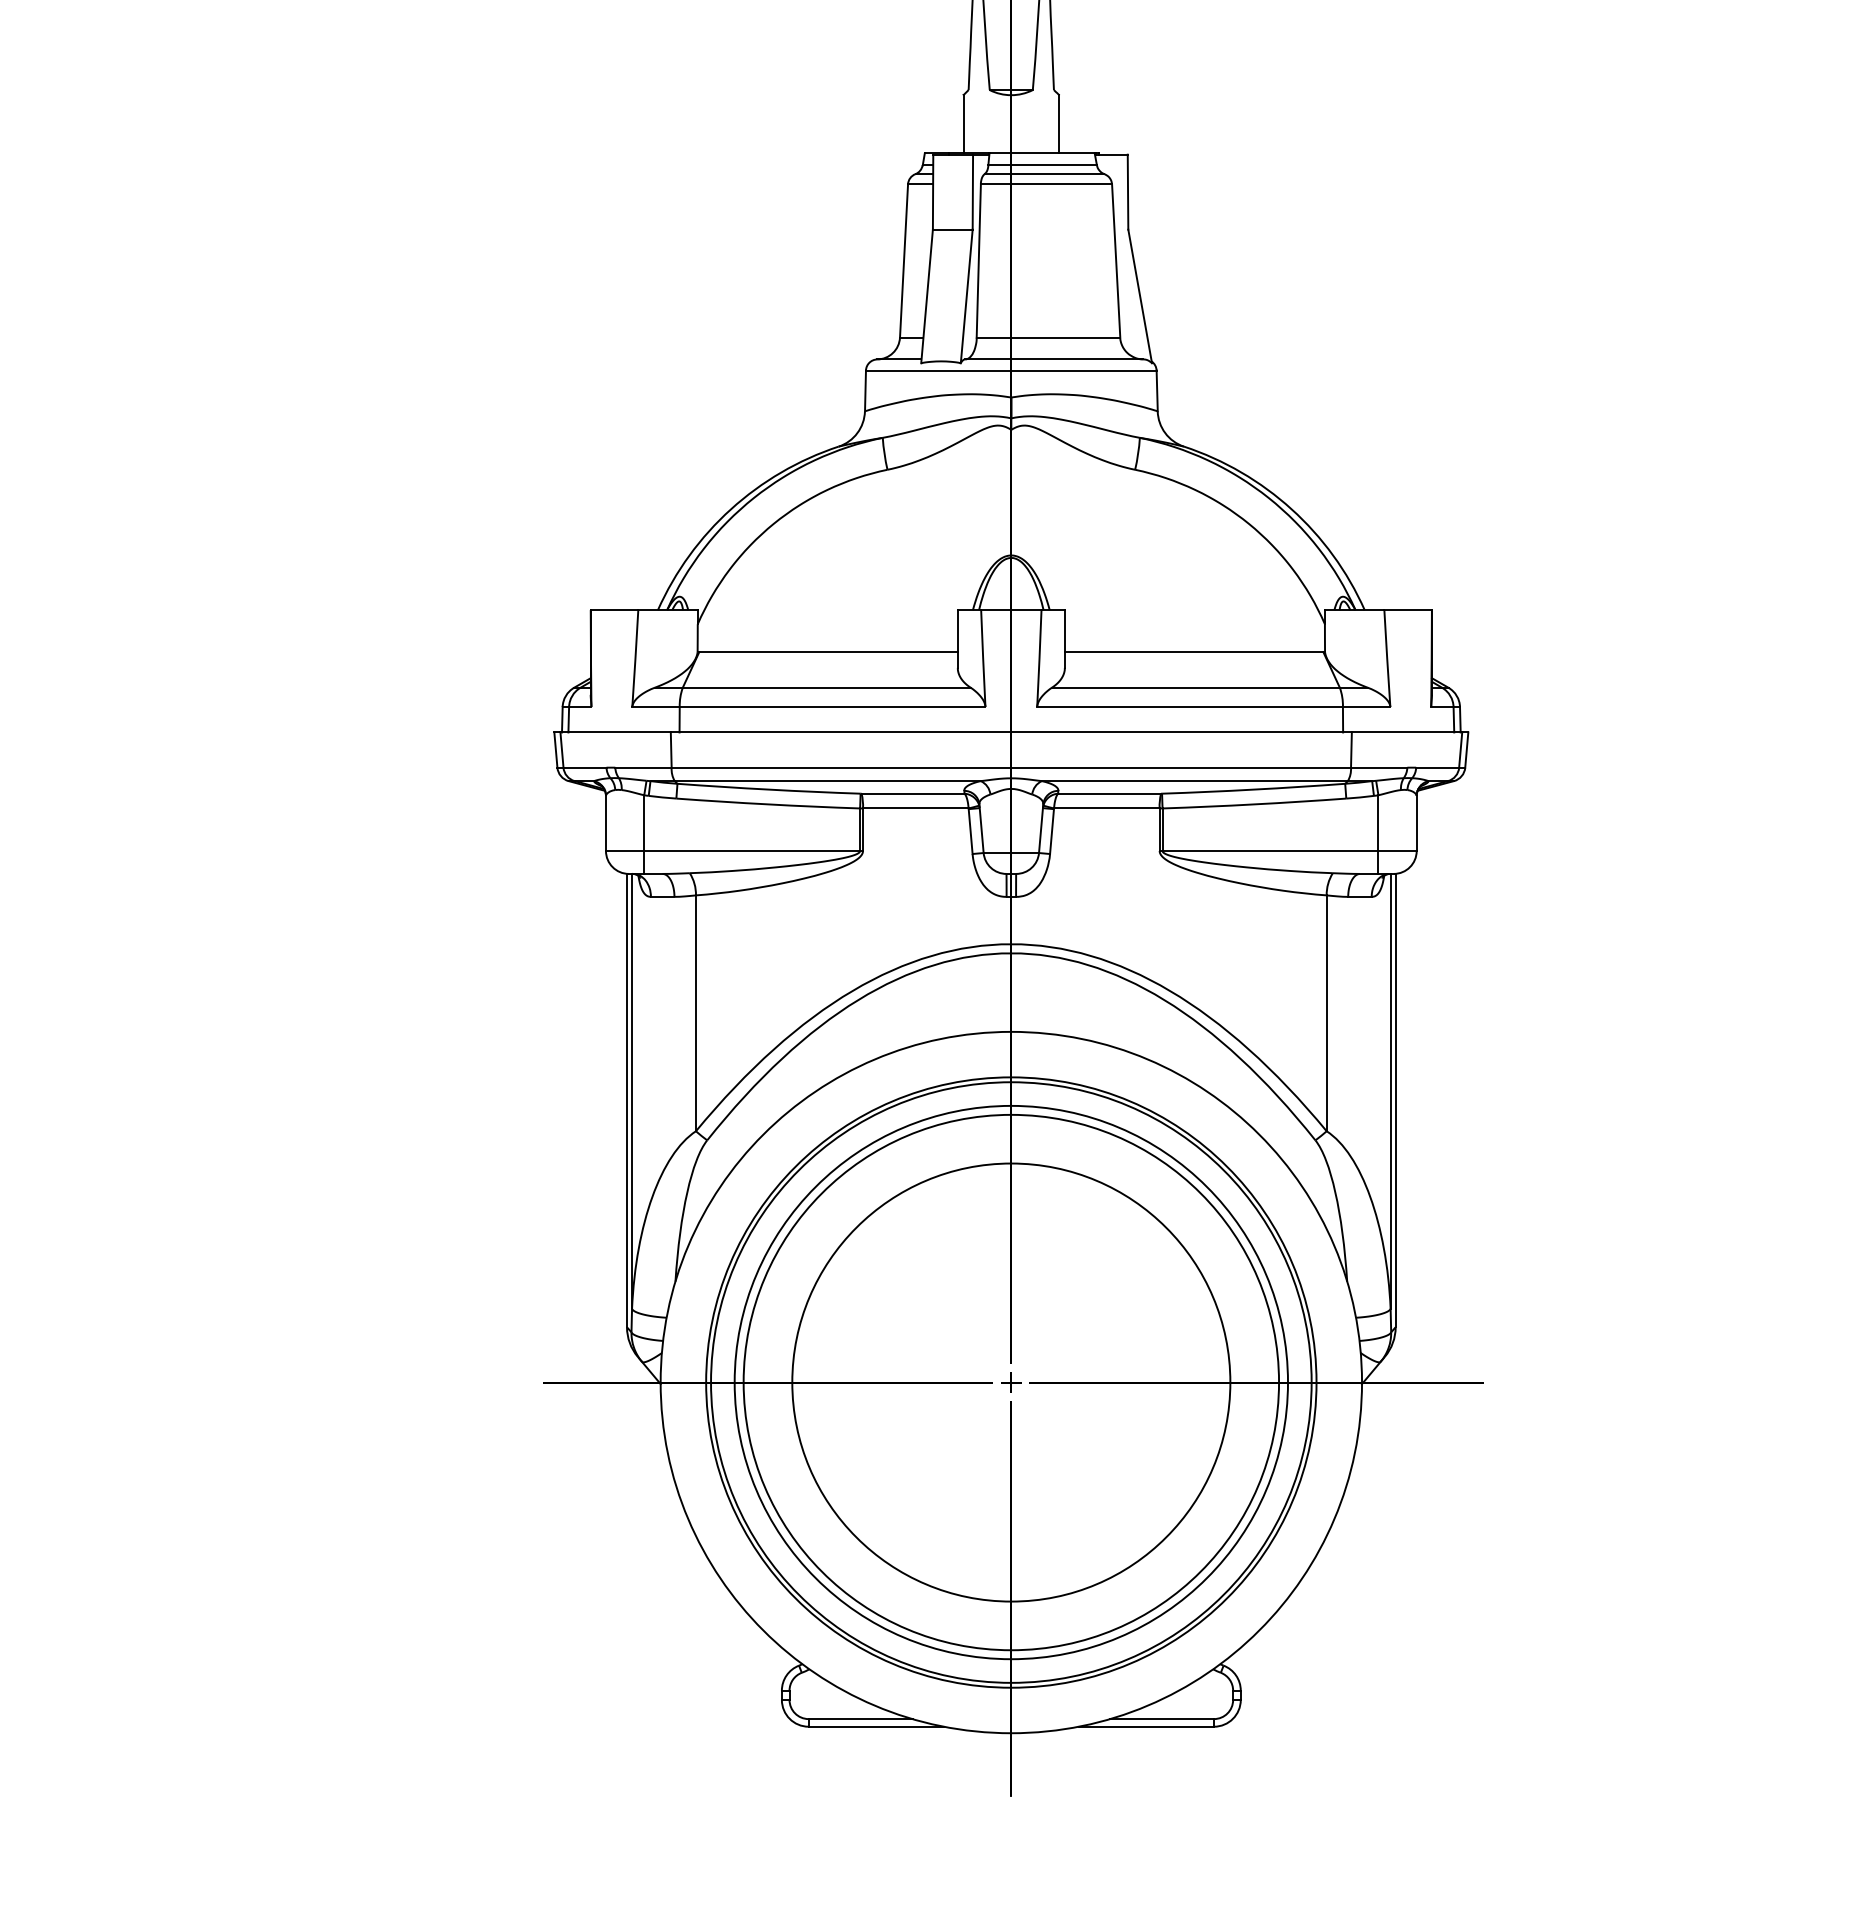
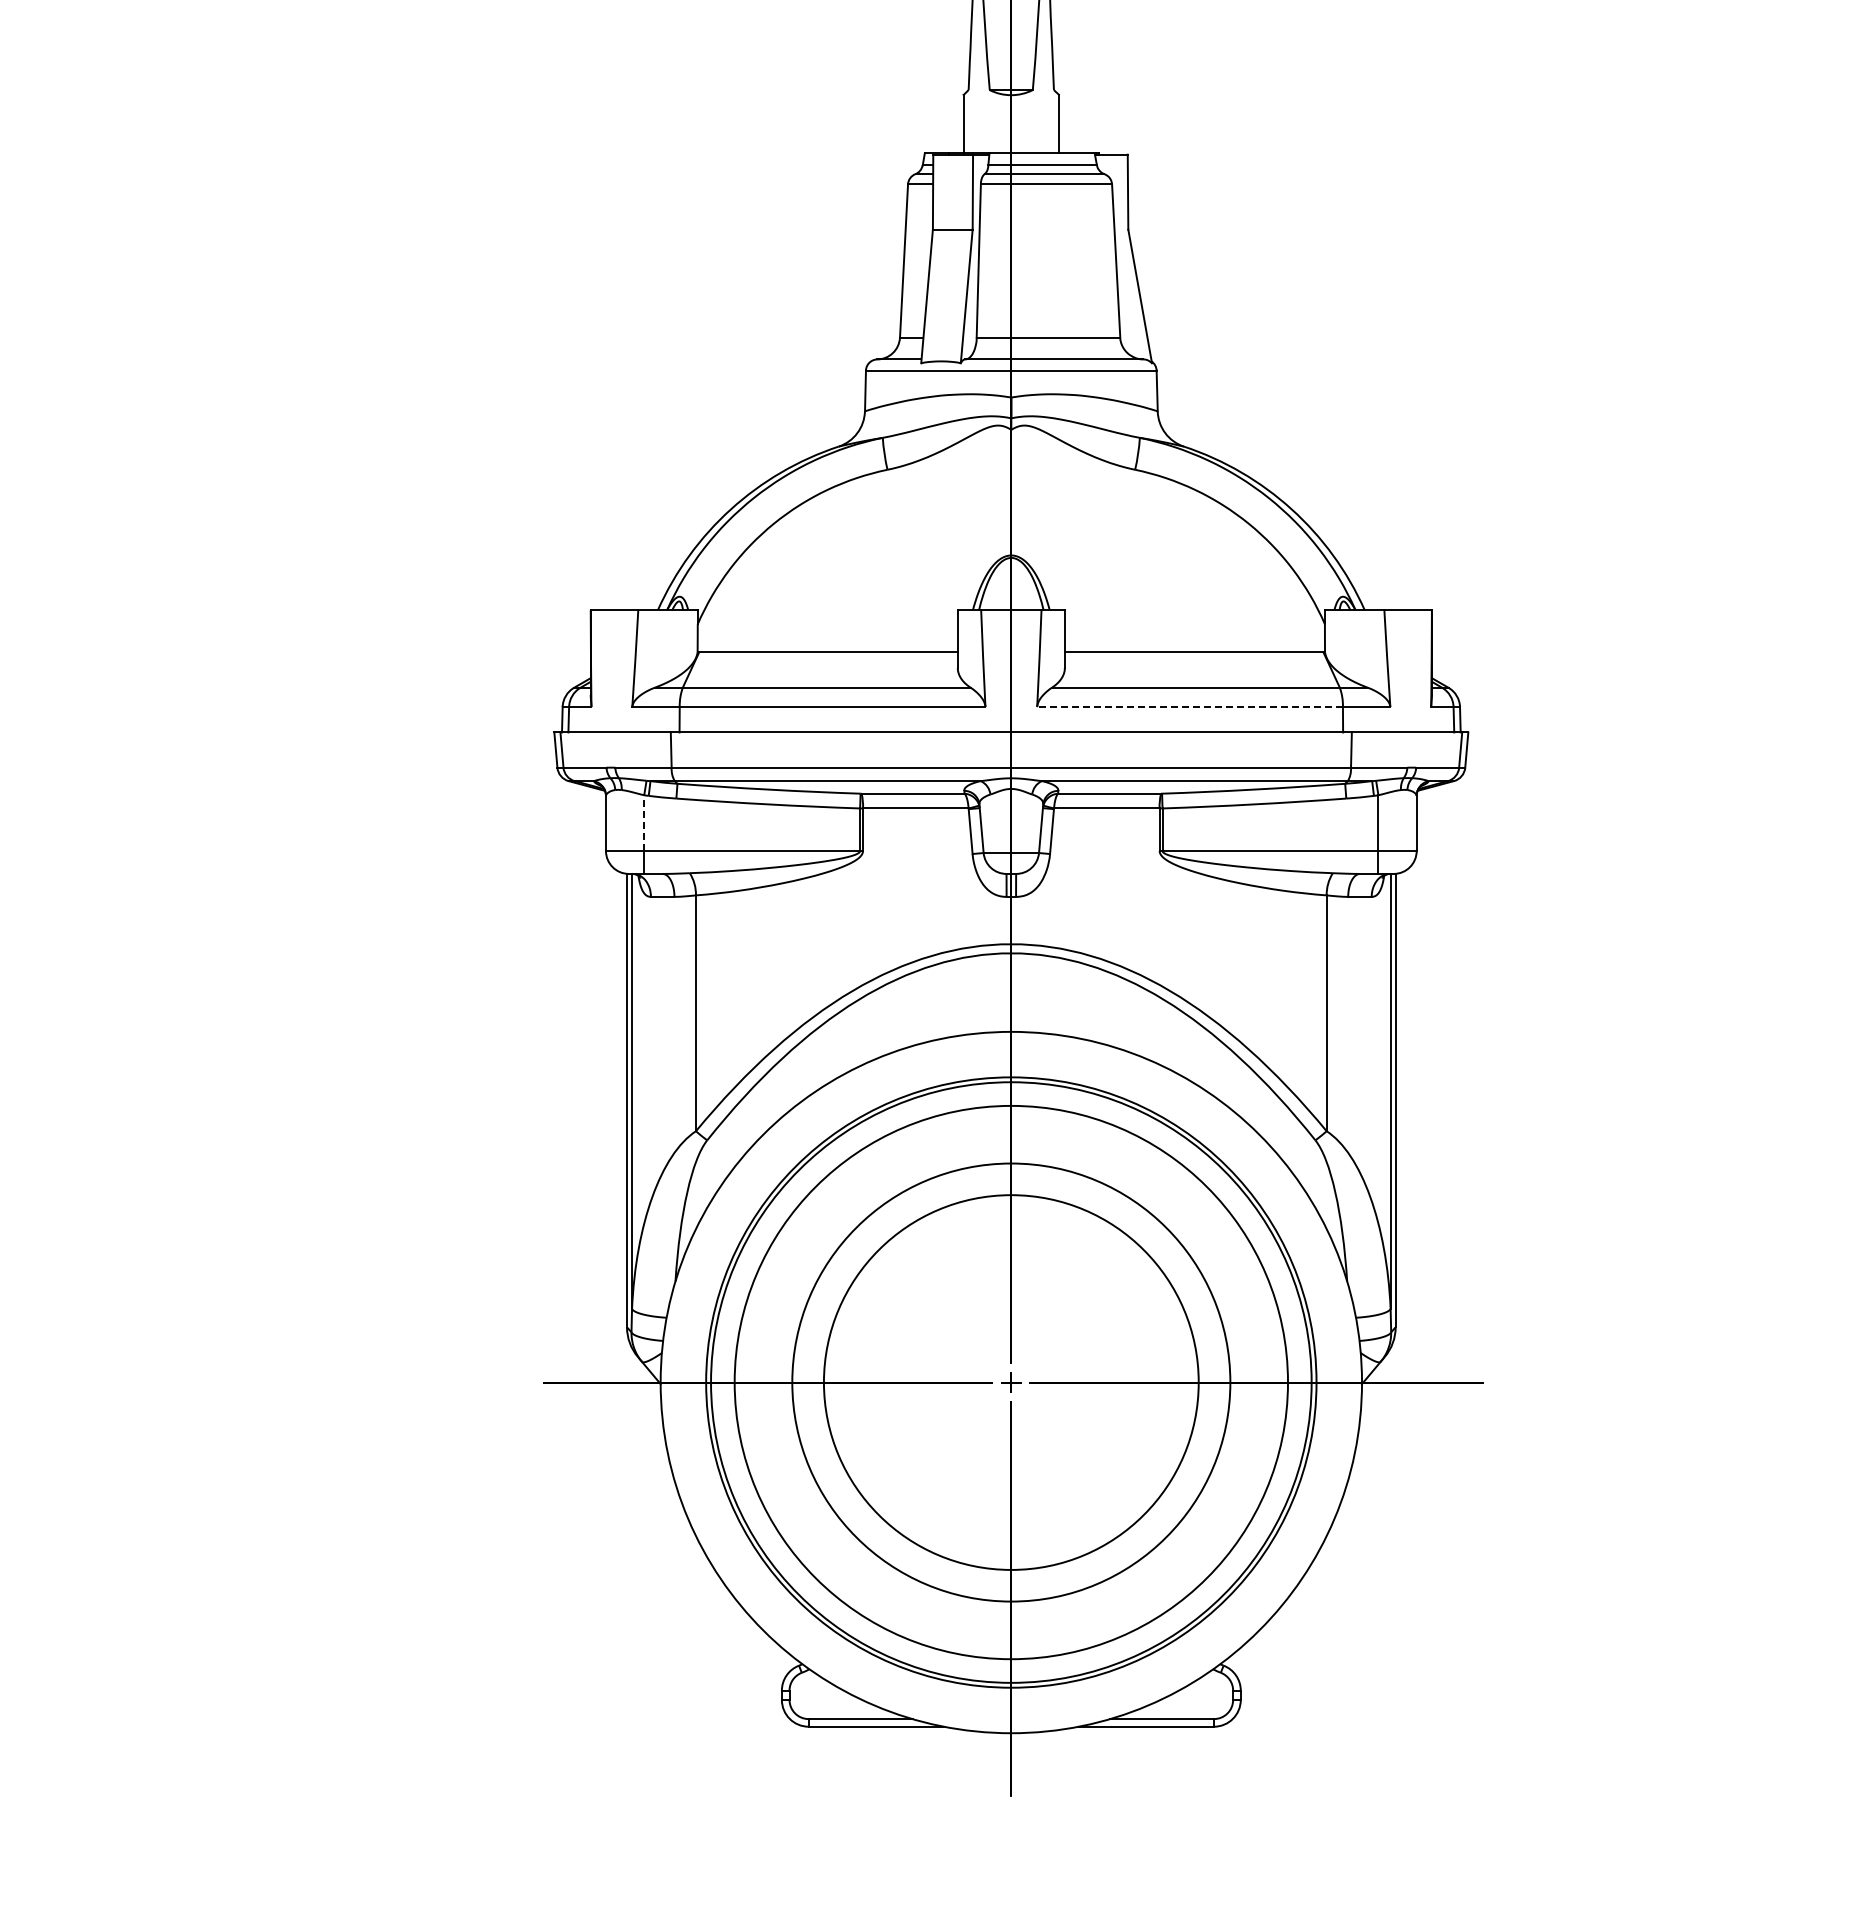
line: solid -> dashed (1190, 707)
line: solid -> dashed (644, 823)
circle diameter: 535 px -> 375 px (1010, 1382)
